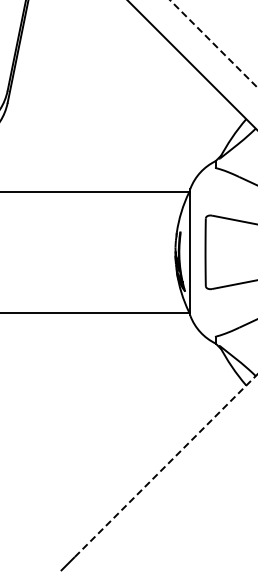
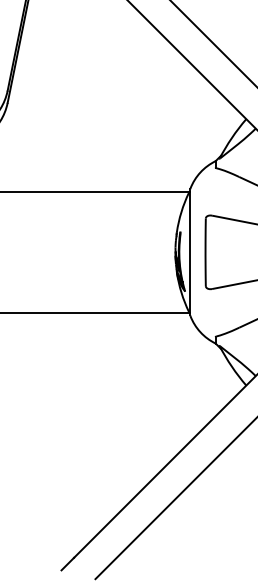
line: dashed -> solid (213, 44)
line: dashed -> solid (165, 466)
line: none -> present (174, 499)
